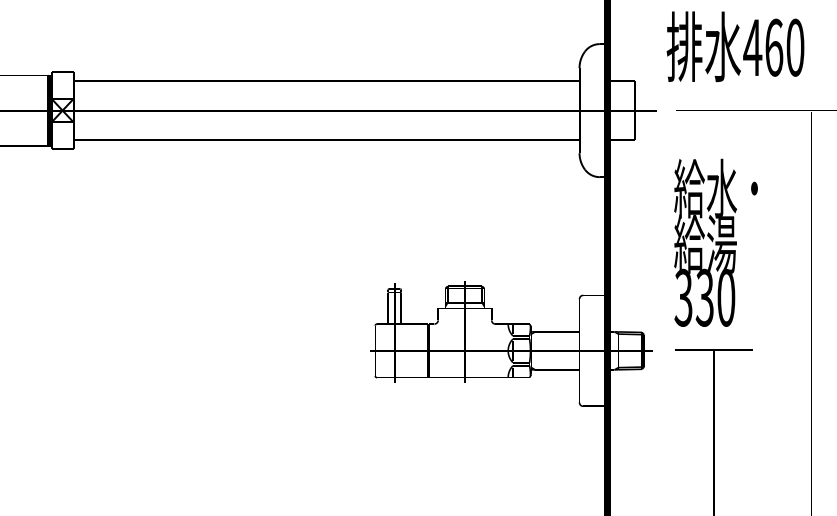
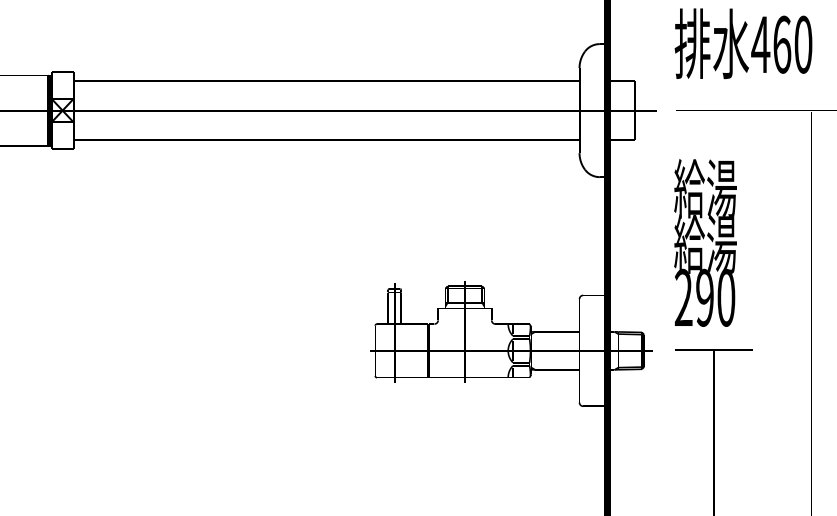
text position: (735, 46) -> (743, 43) (743, 43)
text: 給水・ -> 給湯 (731, 188)
text: 330 -> 290 (693, 297)
